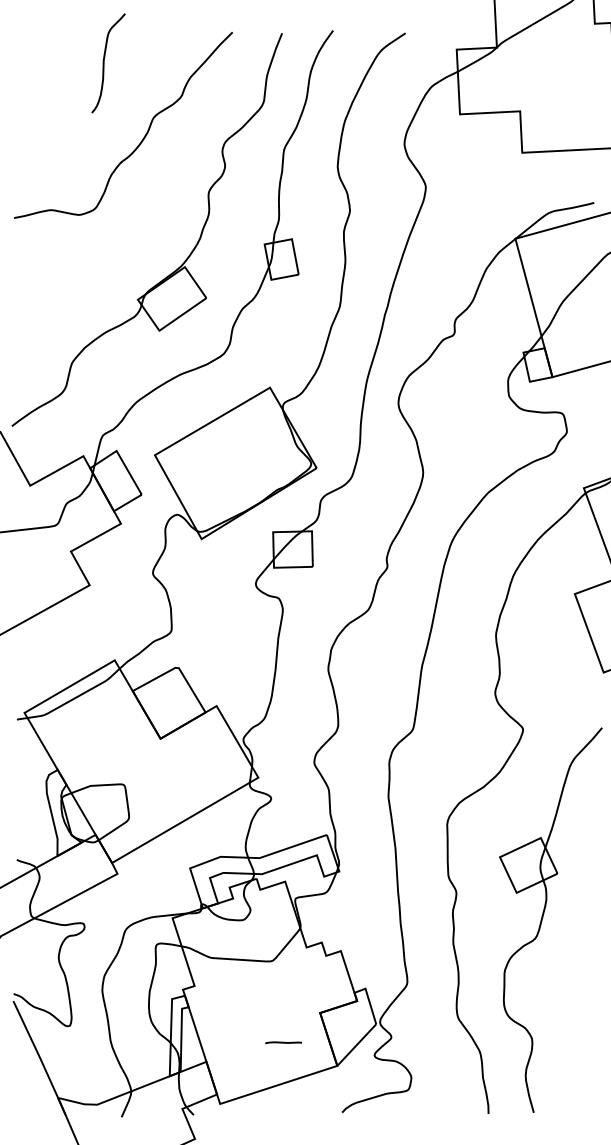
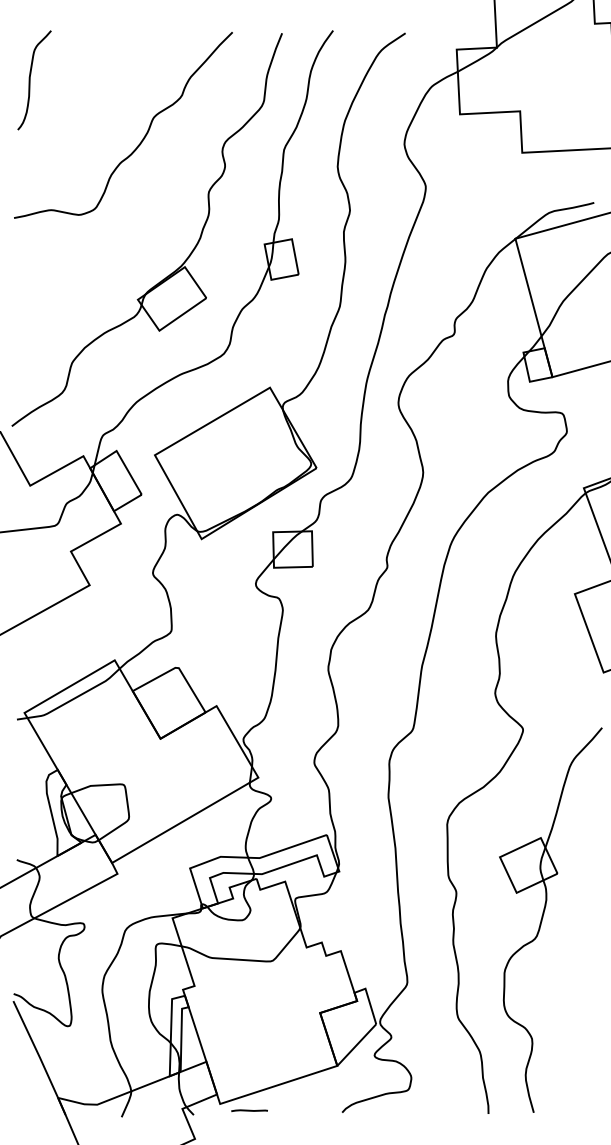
curve position: (104, 63) -> (30, 80) (30, 80)
line position: (283, 1042) -> (249, 1110) (249, 1110)
